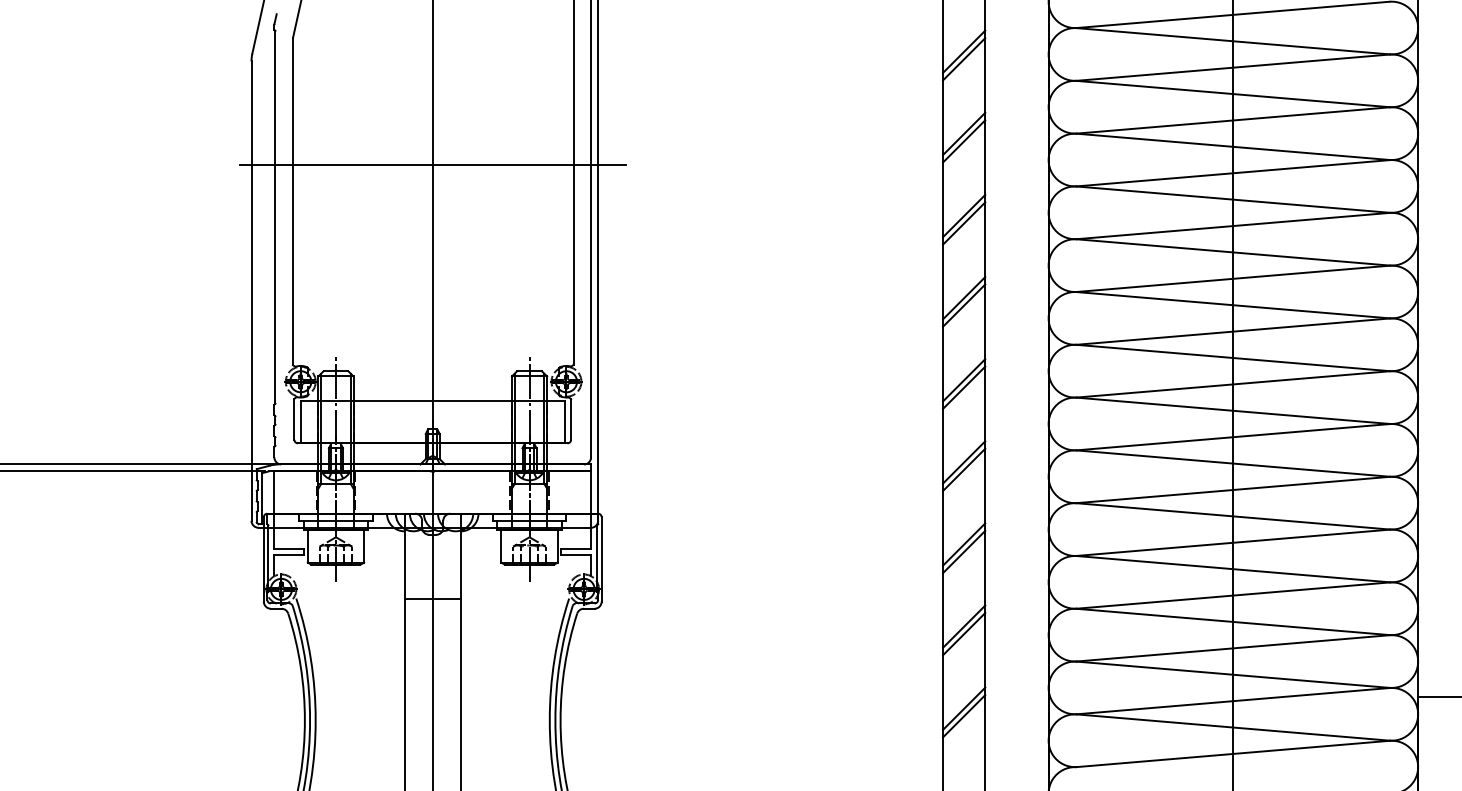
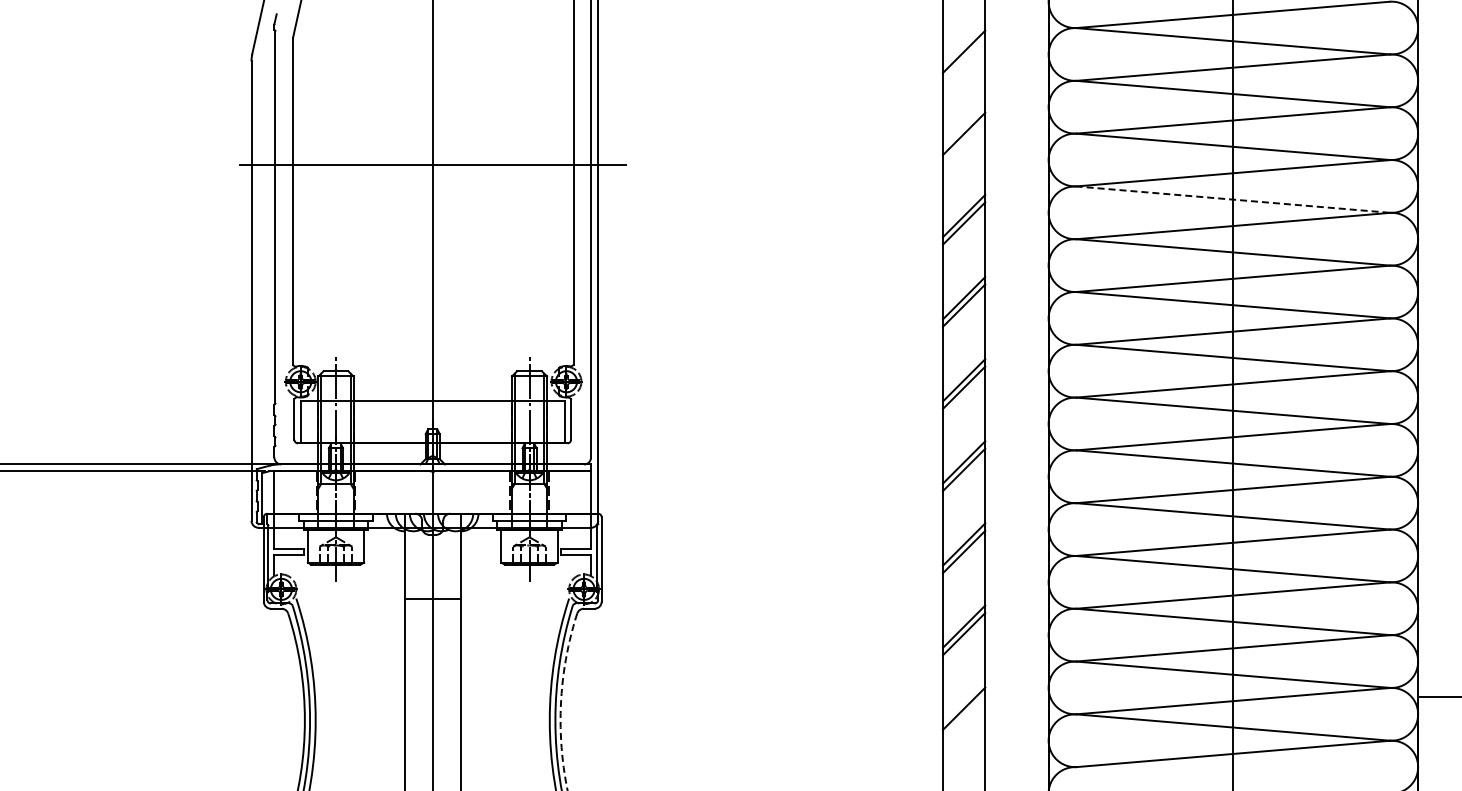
line: present -> none (964, 59)
line: present -> none (964, 141)
line: solid -> dashed (1233, 199)
arc: solid -> dashed (561, 702)
line: present -> none (964, 716)
